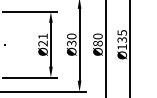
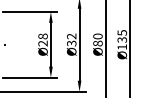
text: Ø21 -> Ø28 (42, 36)
text: Ø30 -> Ø32 (71, 36)
